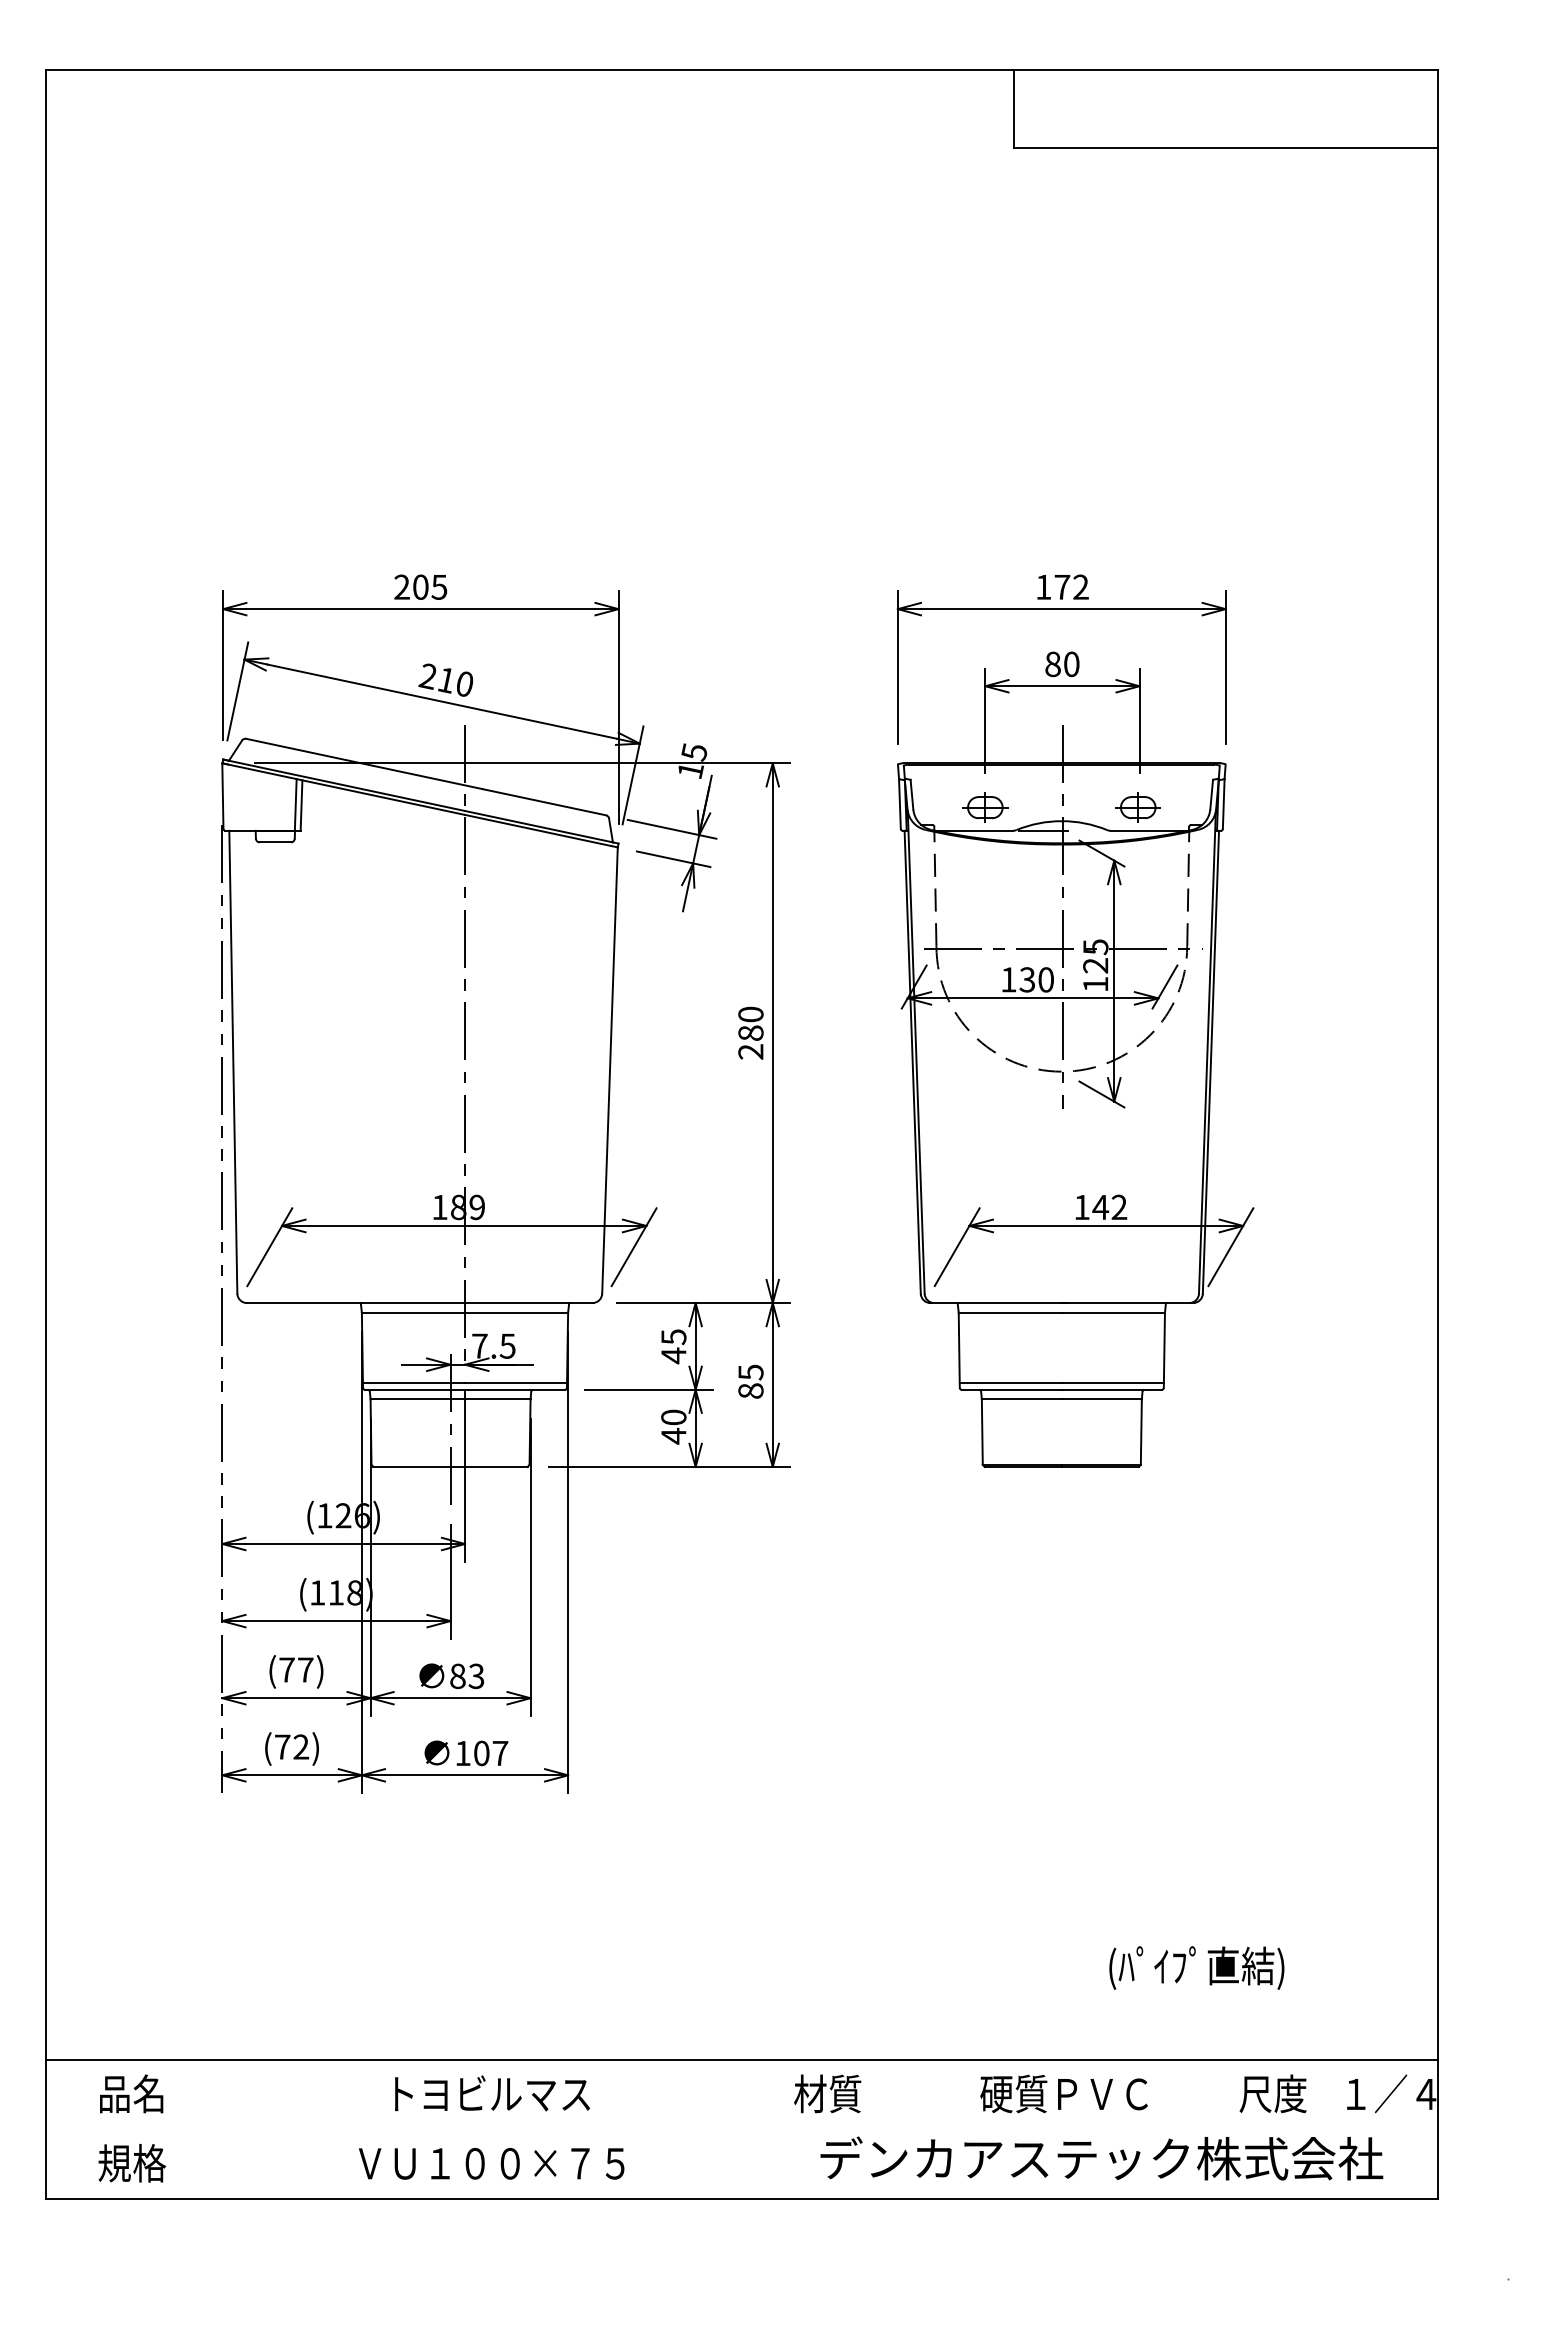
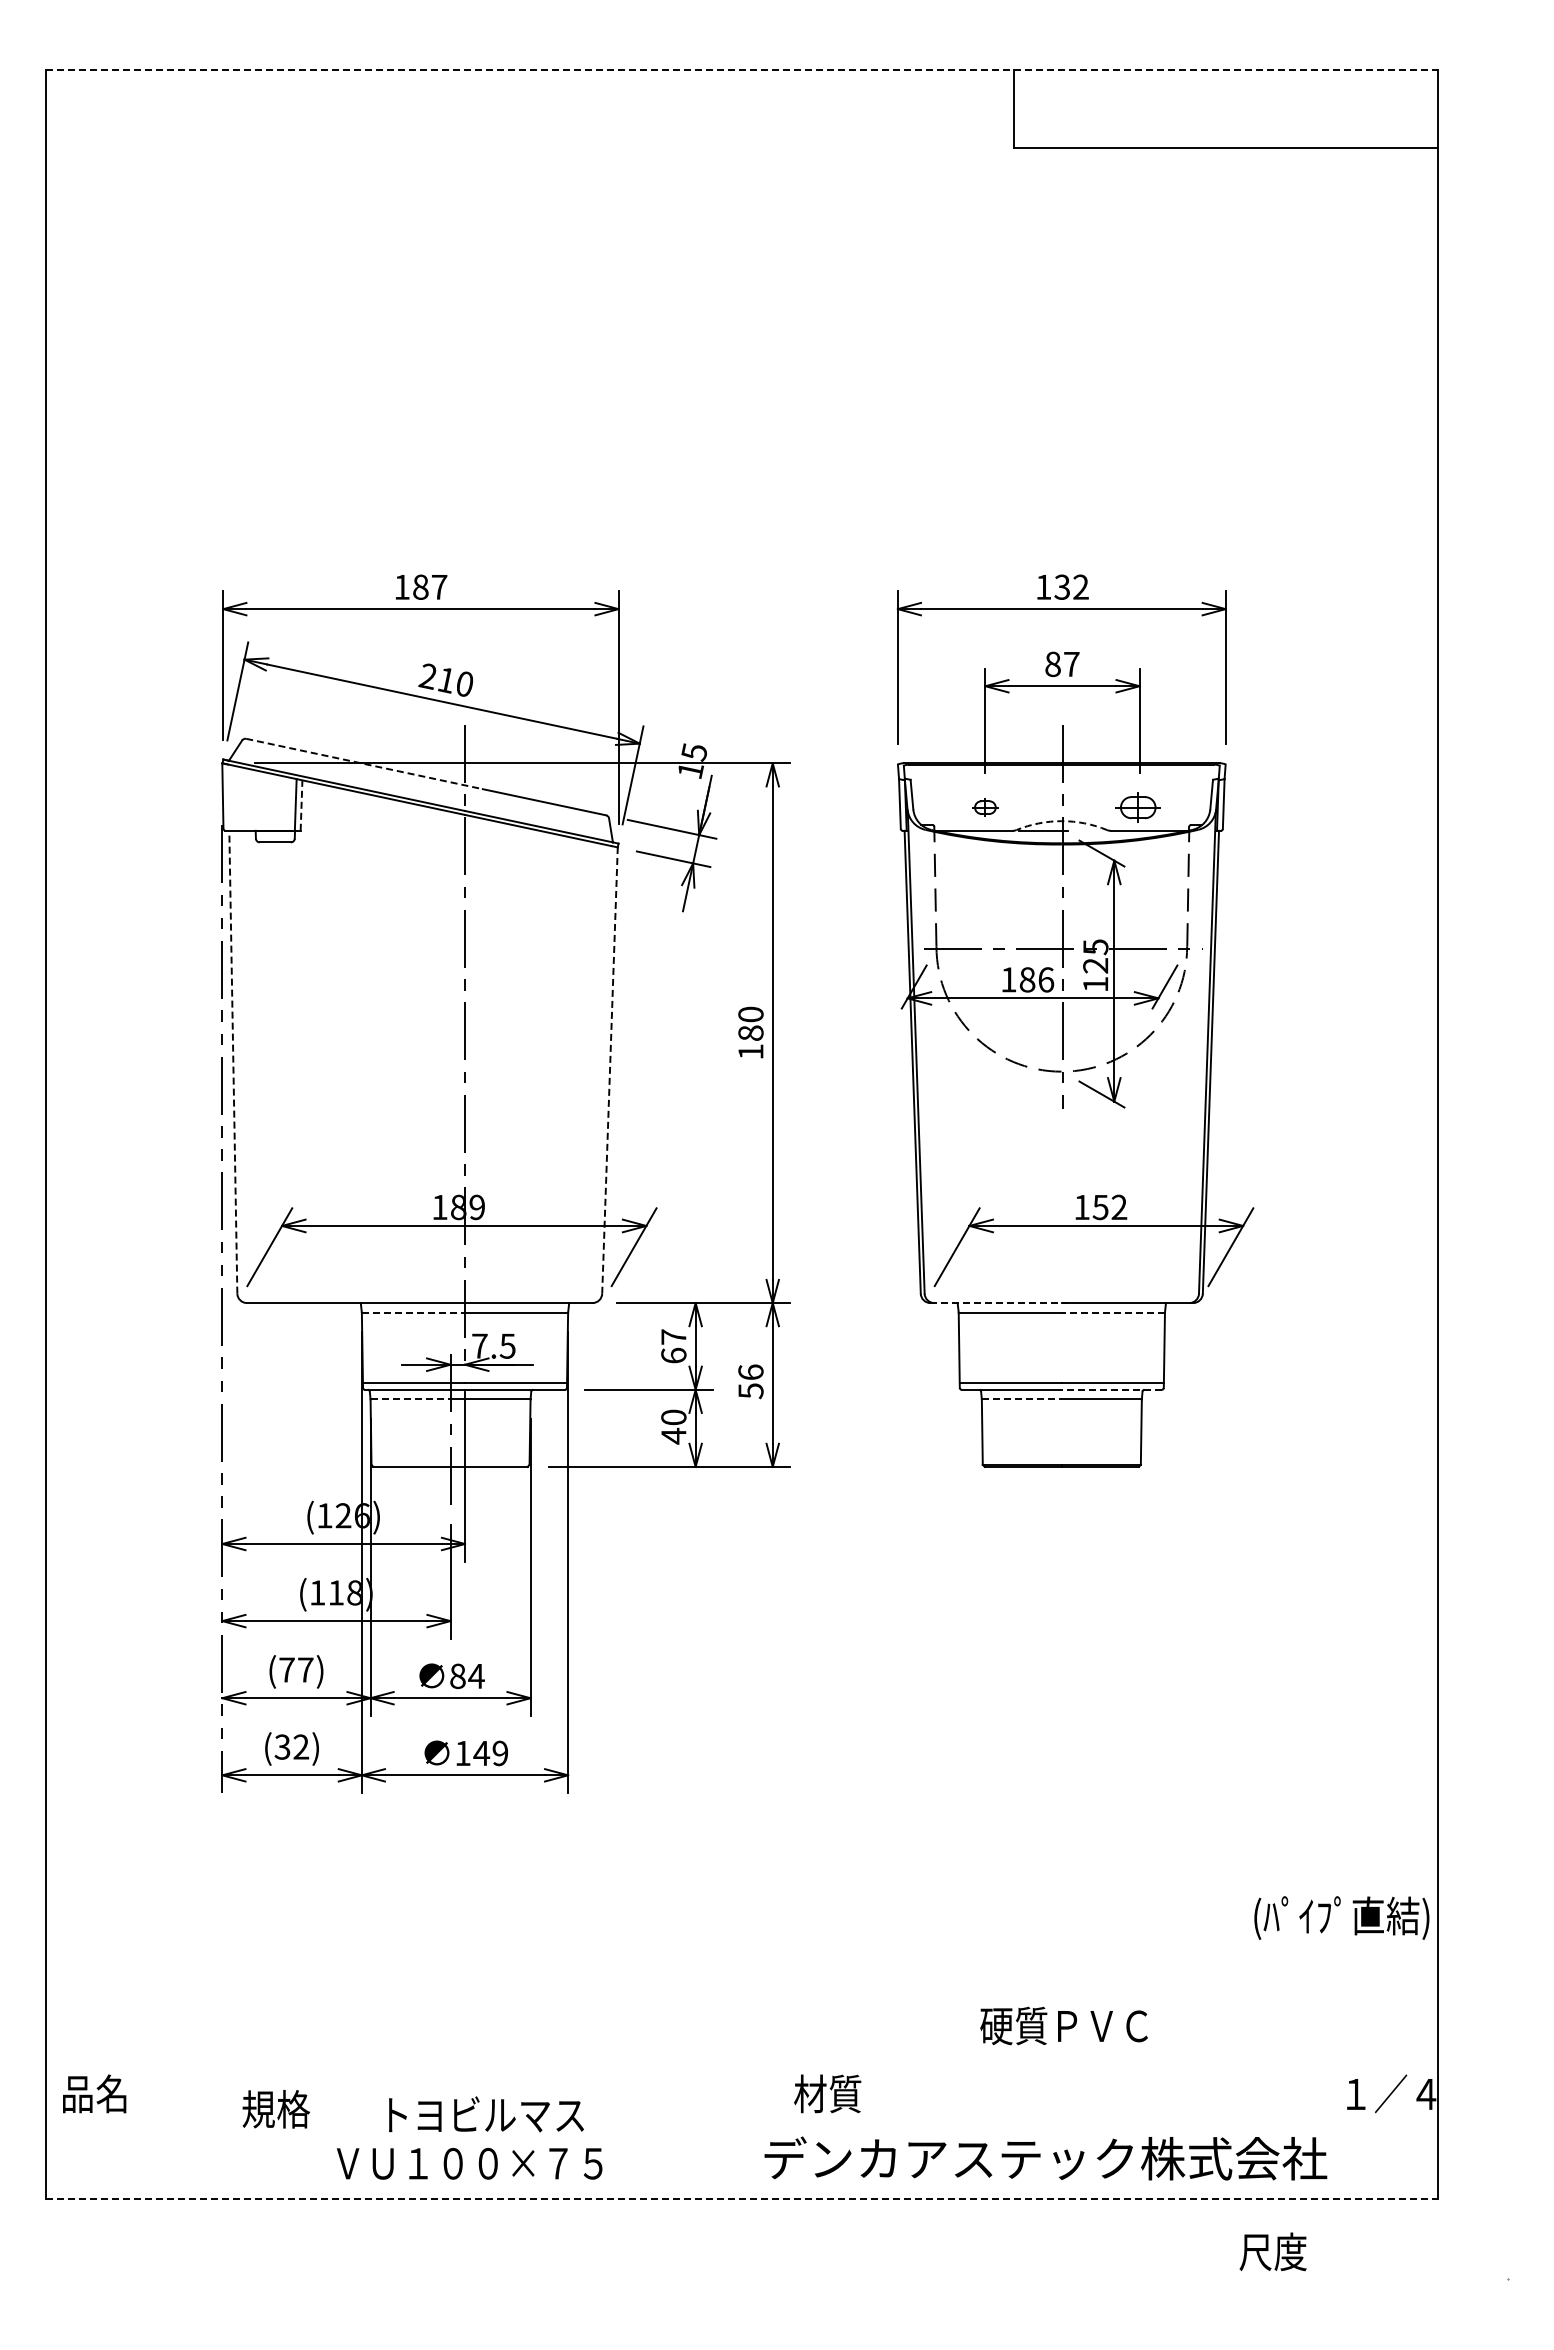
line: solid -> dashed (742, 70)
text: 205 -> 187 (420, 586)
text: 172 -> 132 (1062, 586)
text: 80 -> 87 (1071, 664)
line: solid -> dashed (364, 764)
line: solid -> dashed (301, 805)
part size: 47x31 px -> 27x19 px (985, 807)
arc: solid -> dashed (1061, 821)
text: 130 -> 186 (1036, 979)
text: 280 -> 180 (750, 1051)
line: solid -> dashed (233, 1061)
line: solid -> dashed (610, 1070)
text: 142 -> 152 (1100, 1207)
line: solid -> dashed (999, 1303)
line: solid -> dashed (413, 1312)
line: solid -> dashed (1113, 1312)
text: 45 -> 67 (673, 1346)
text: 85 -> 56 (750, 1381)
line: solid -> dashed (1111, 1389)
line: solid -> dashed (410, 1399)
line: solid -> dashed (1021, 1399)
text: 83 -> 84 (476, 1676)
text: (72) -> (32) (282, 1746)
text: 107 -> 149 (490, 1753)
text position: (1196, 1967) -> (1341, 1917) (1341, 1917)
line: present -> none (742, 2059)
text position: (131, 2093) -> (94, 2093) (94, 2093)
text position: (492, 2093) -> (486, 2114) (486, 2114)
text position: (1063, 2093) -> (1063, 2025) (1063, 2025)
text position: (1272, 2093) -> (1272, 2251) (1272, 2251)
text position: (1101, 2158) -> (1045, 2158) (1045, 2158)
text position: (132, 2163) -> (276, 2109) (276, 2109)
text position: (491, 2163) -> (469, 2163) (469, 2163)
line: solid -> dashed (742, 2198)
